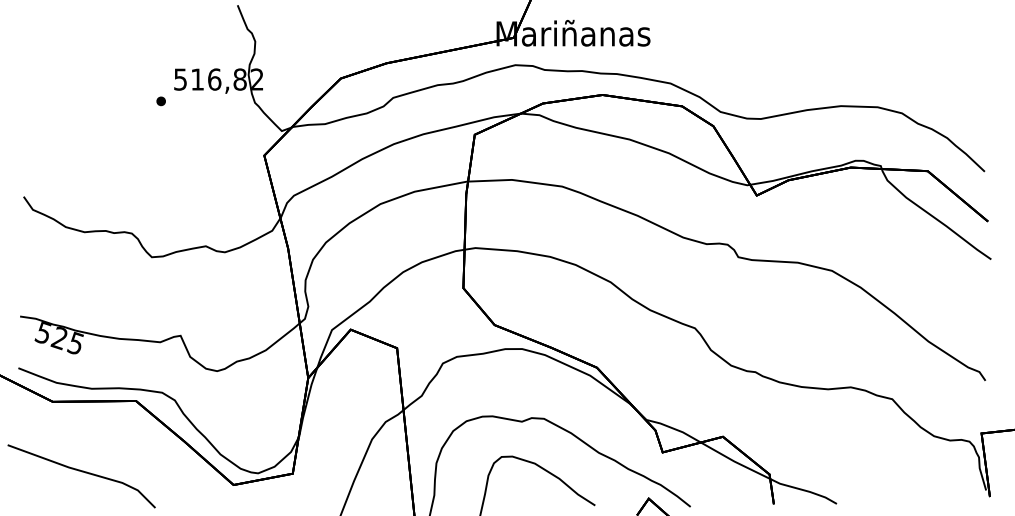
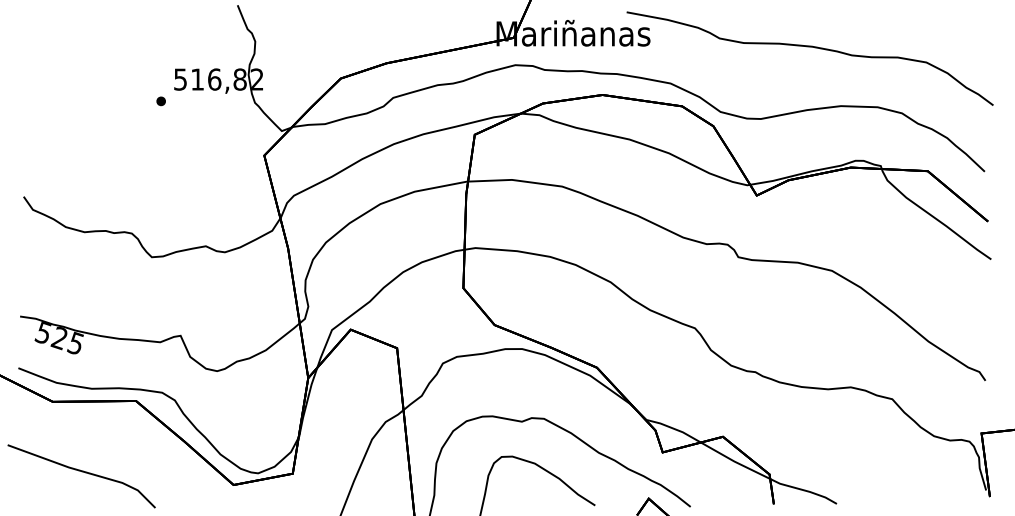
curve: none -> present (809, 47)
